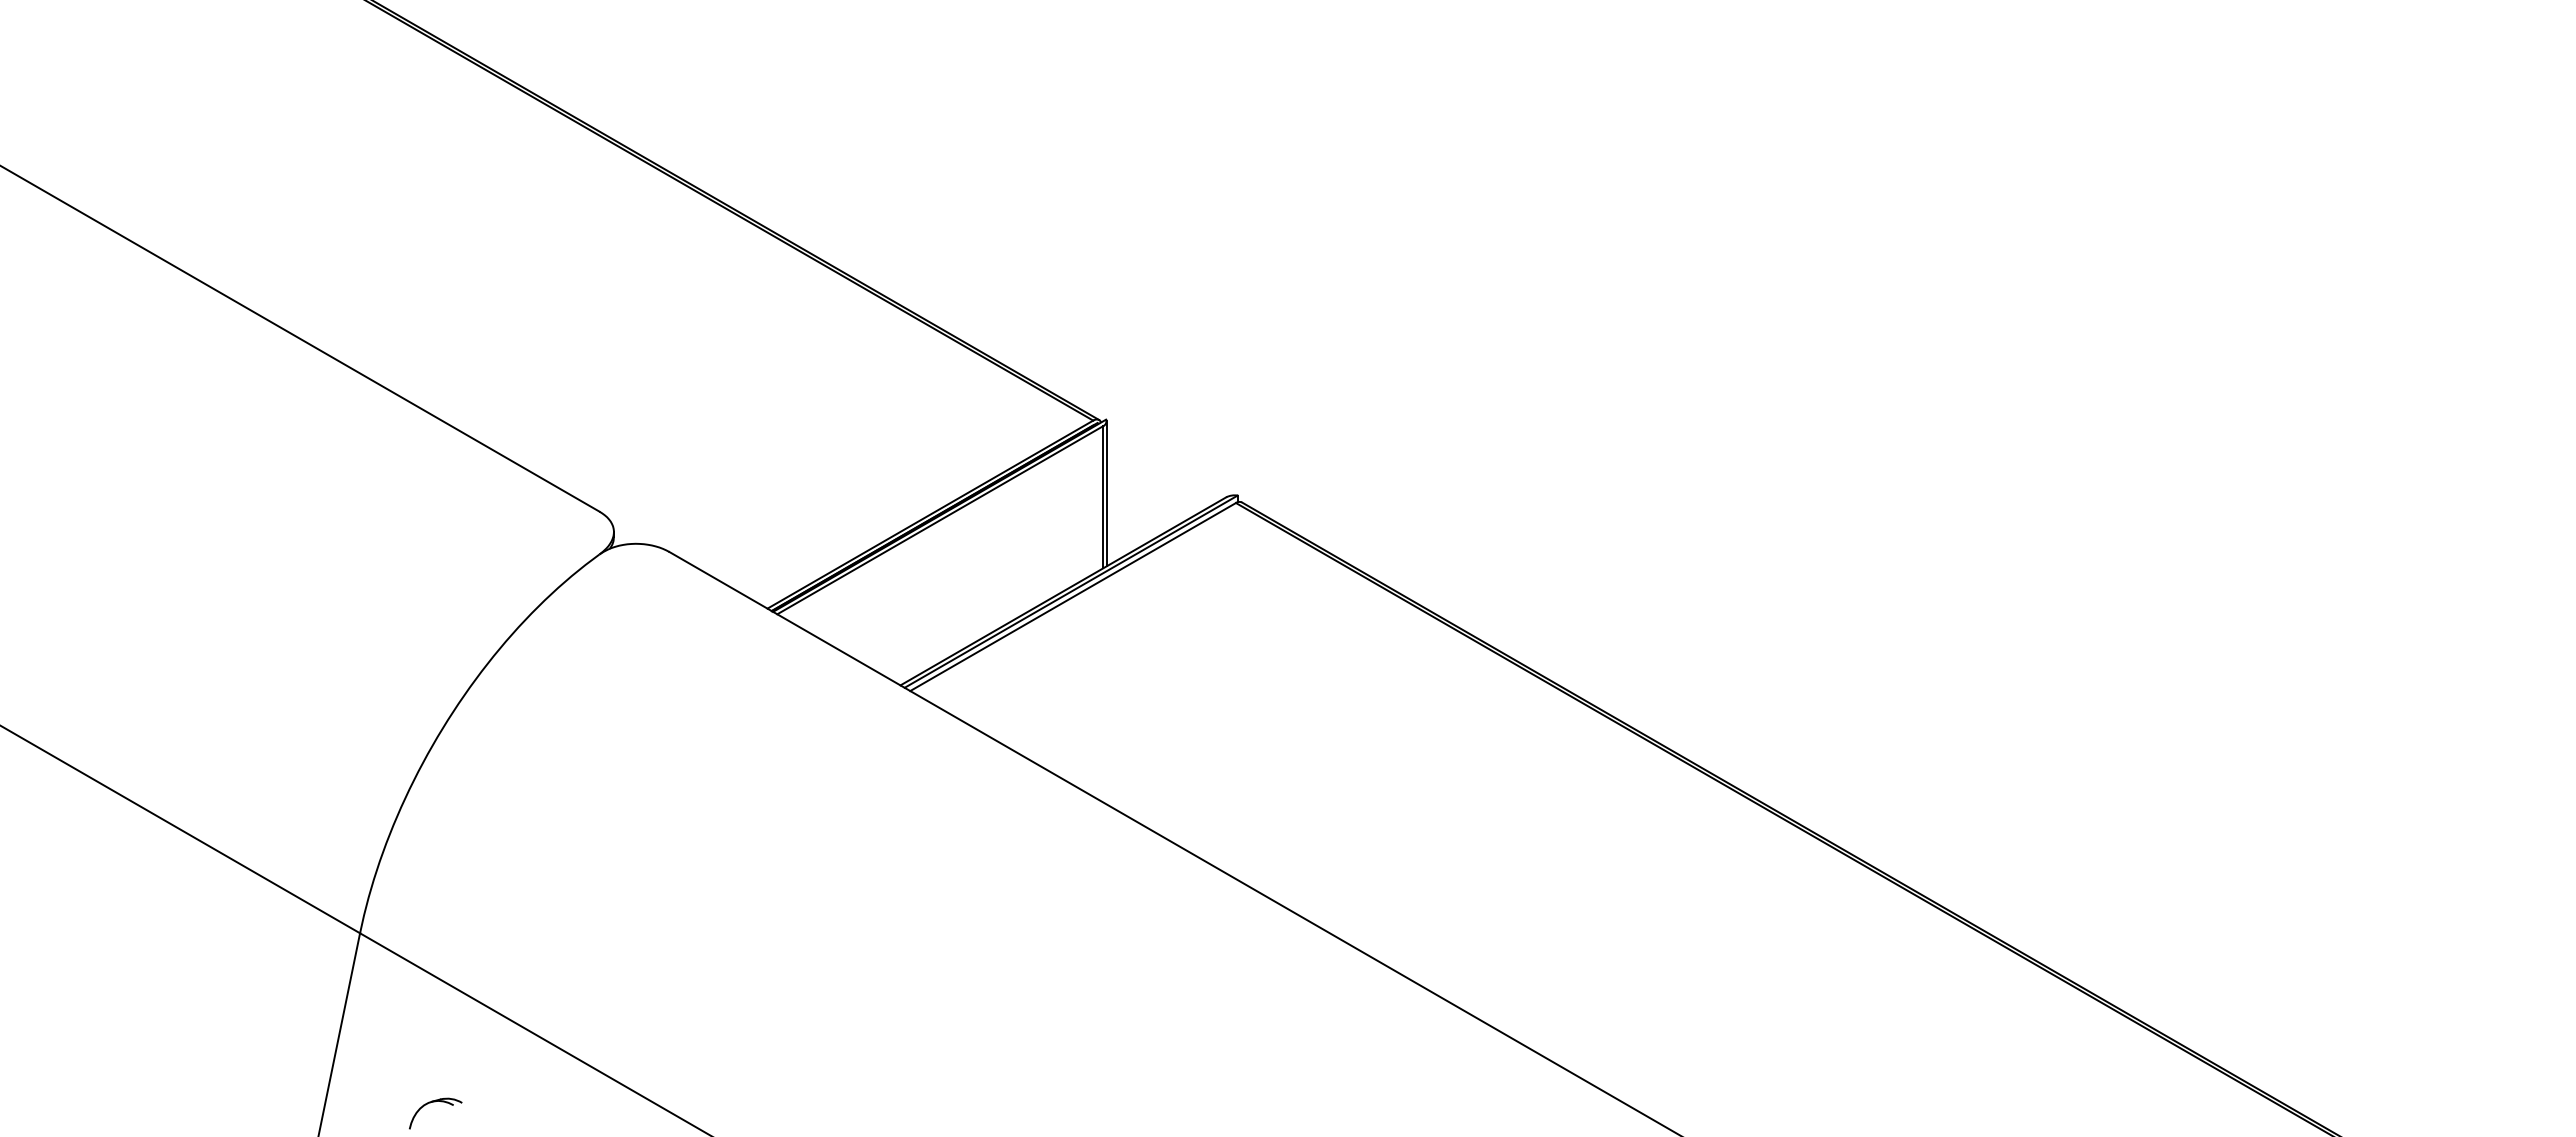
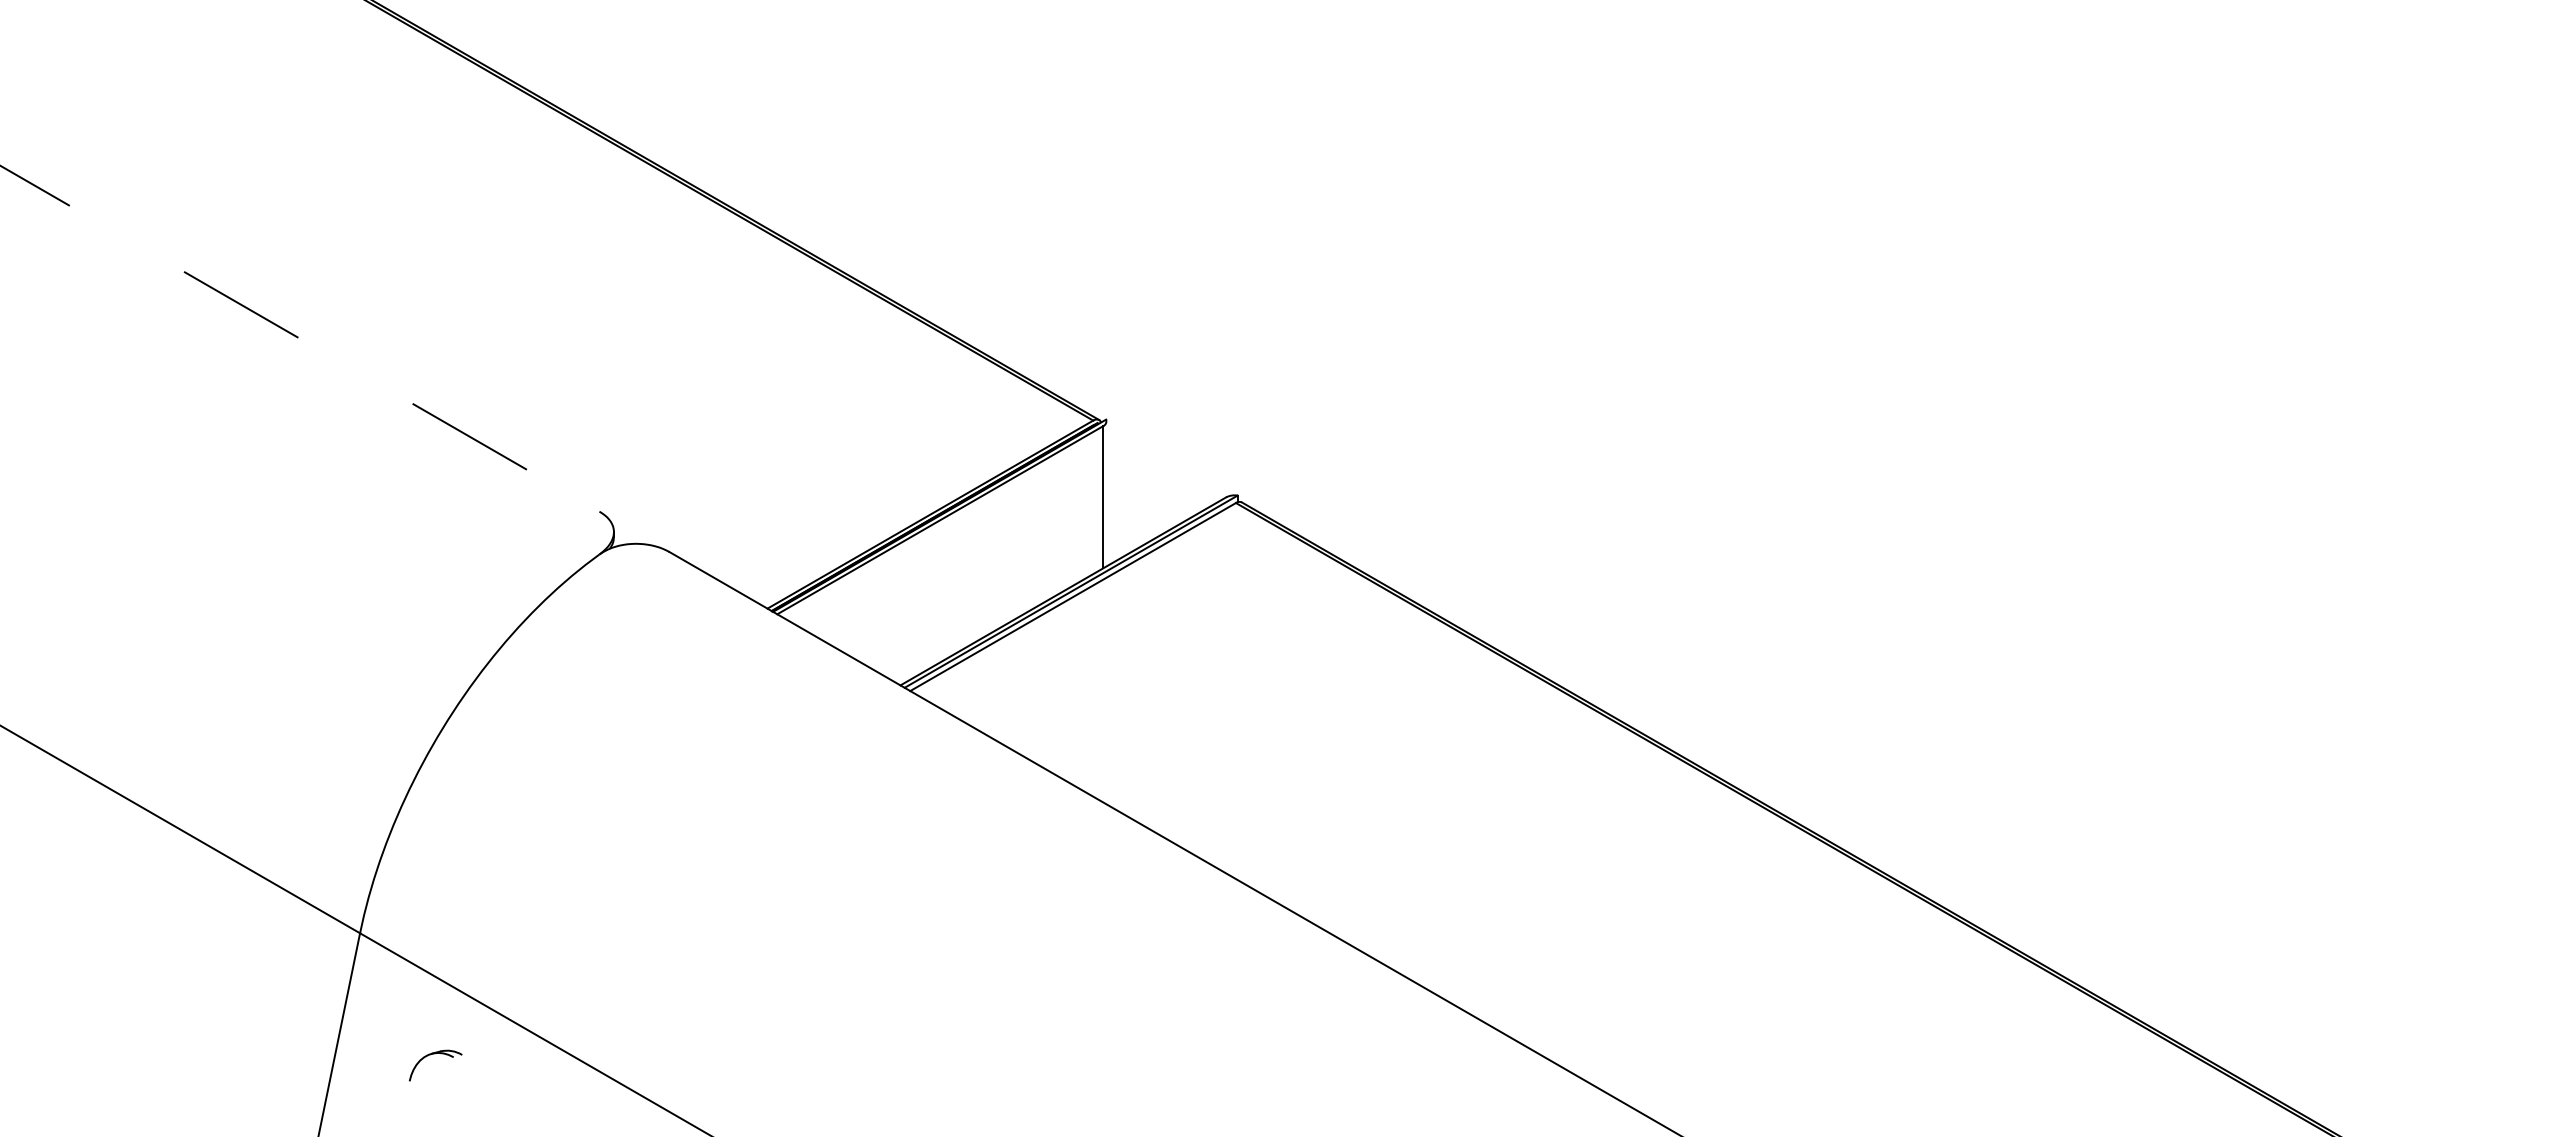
line: solid -> dashed (299, 338)
line: present -> none (1106, 493)
part position: (435, 1102) -> (435, 1054) (435, 1054)
